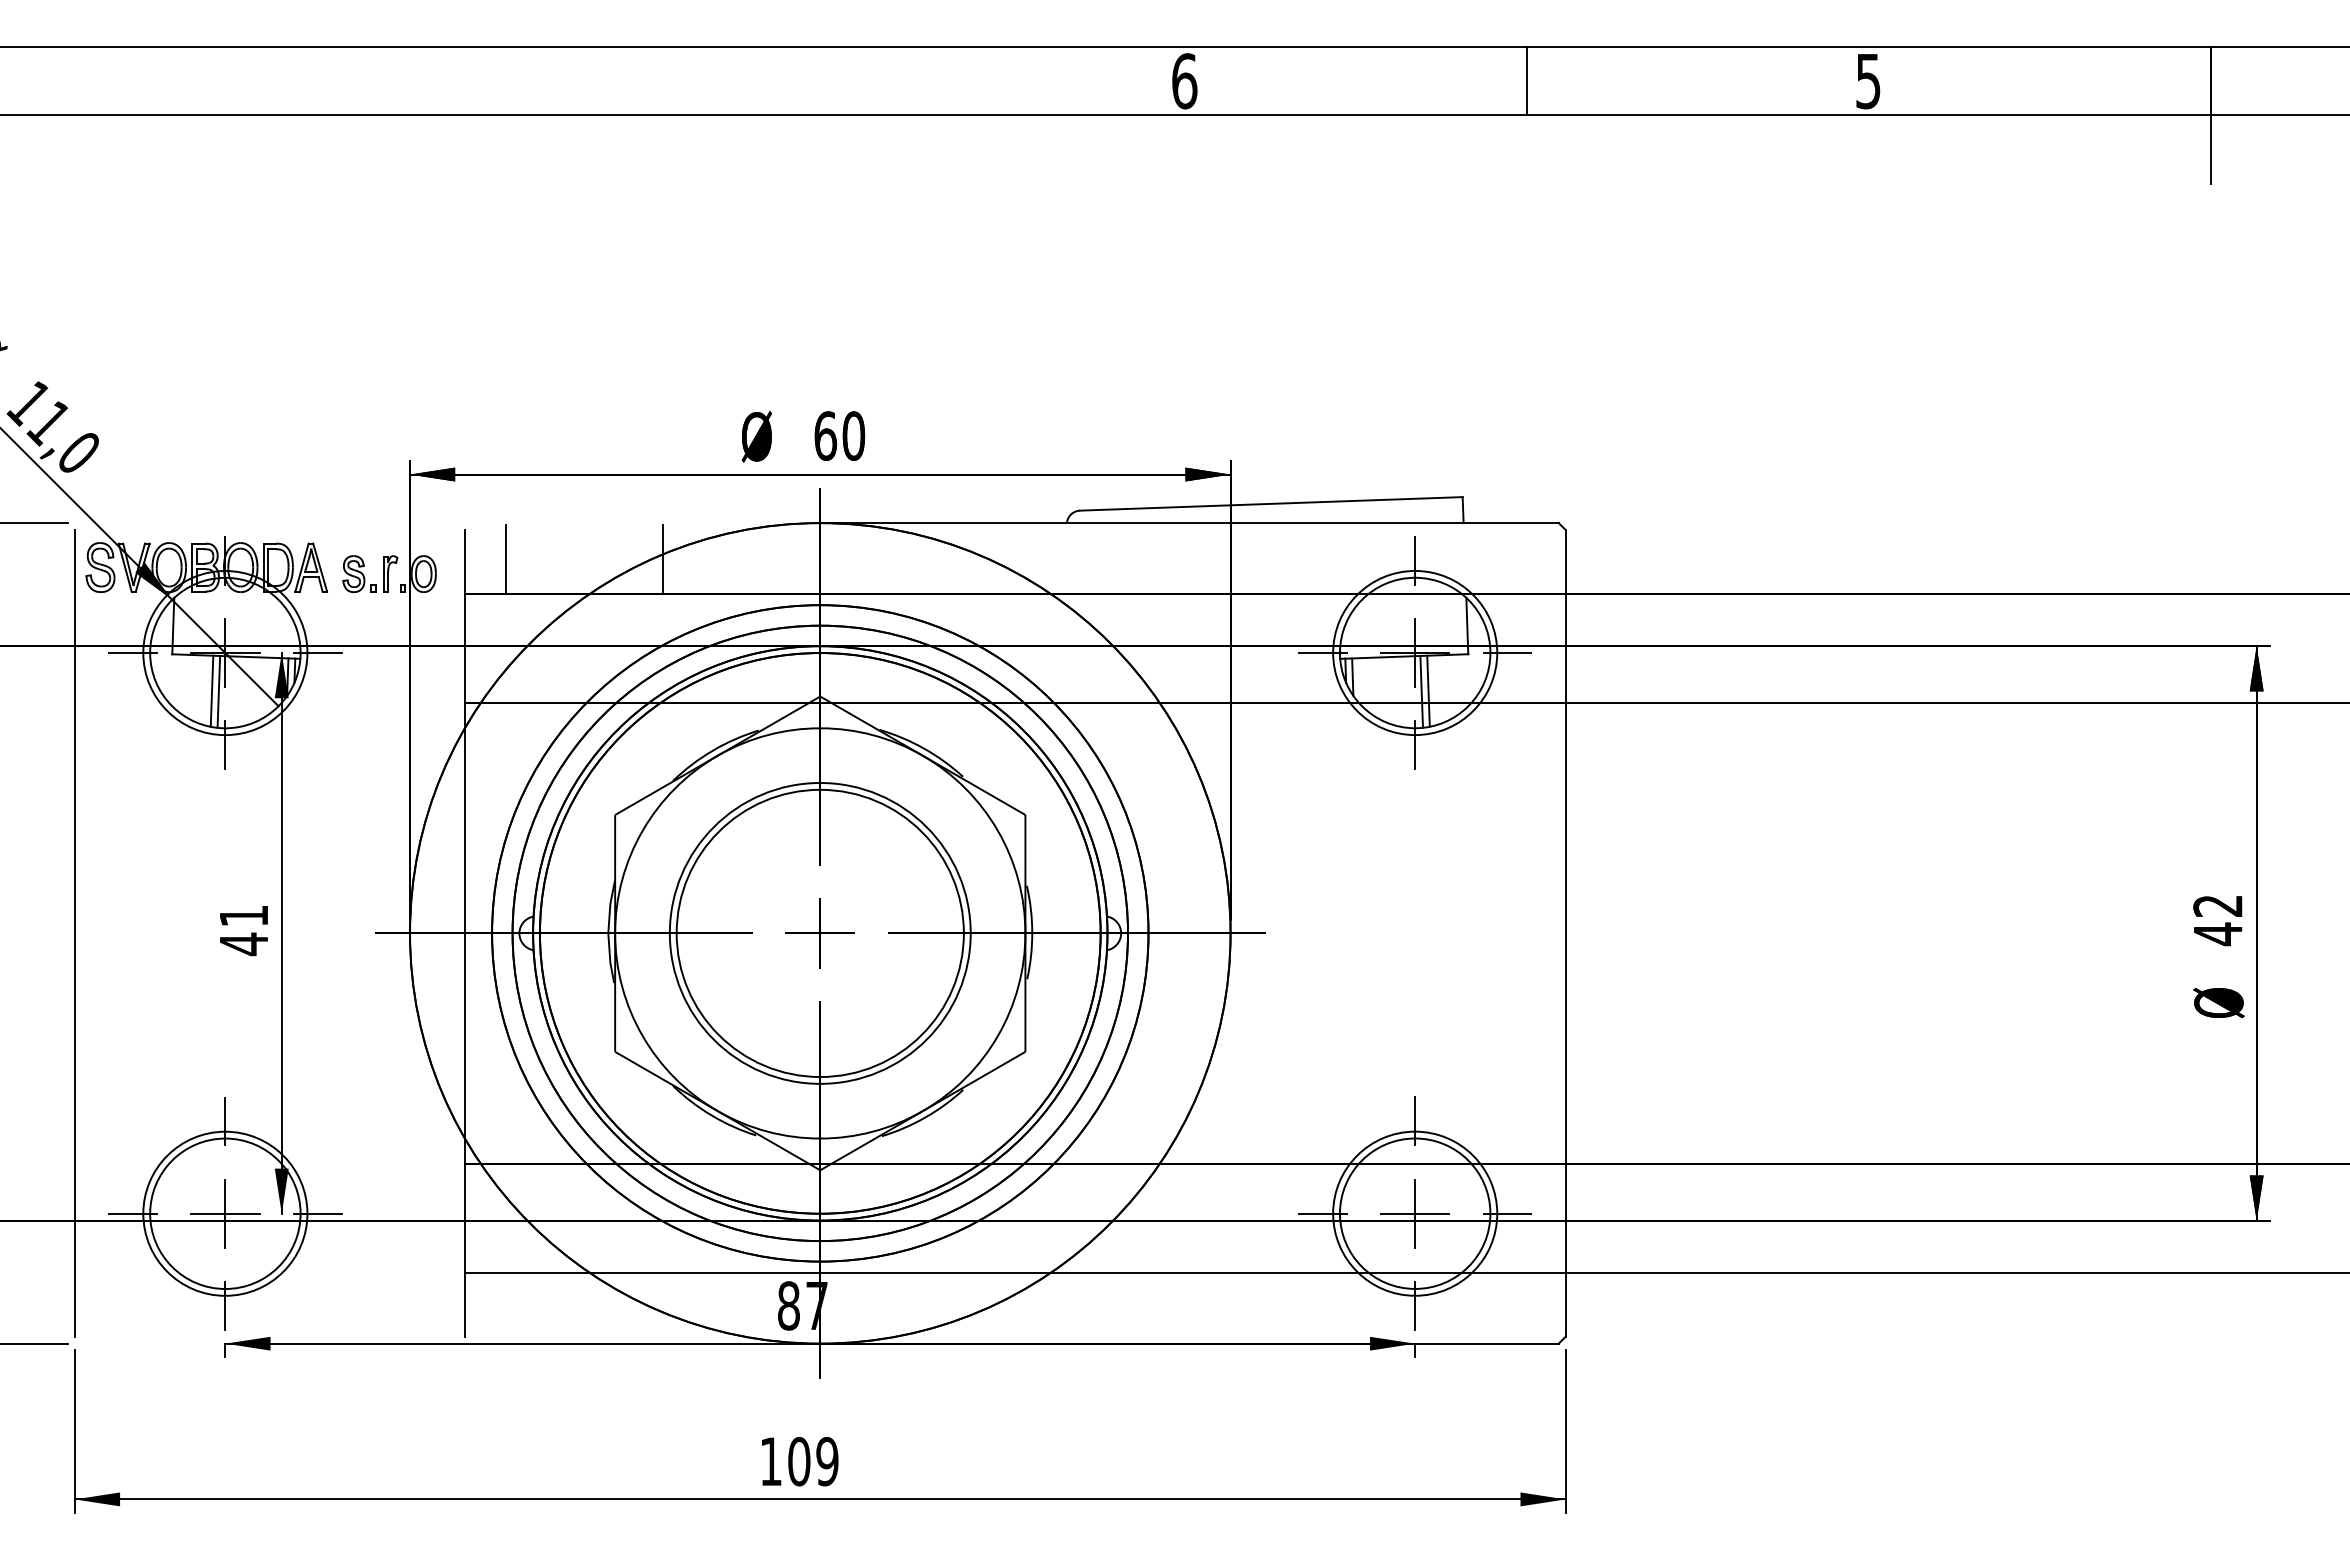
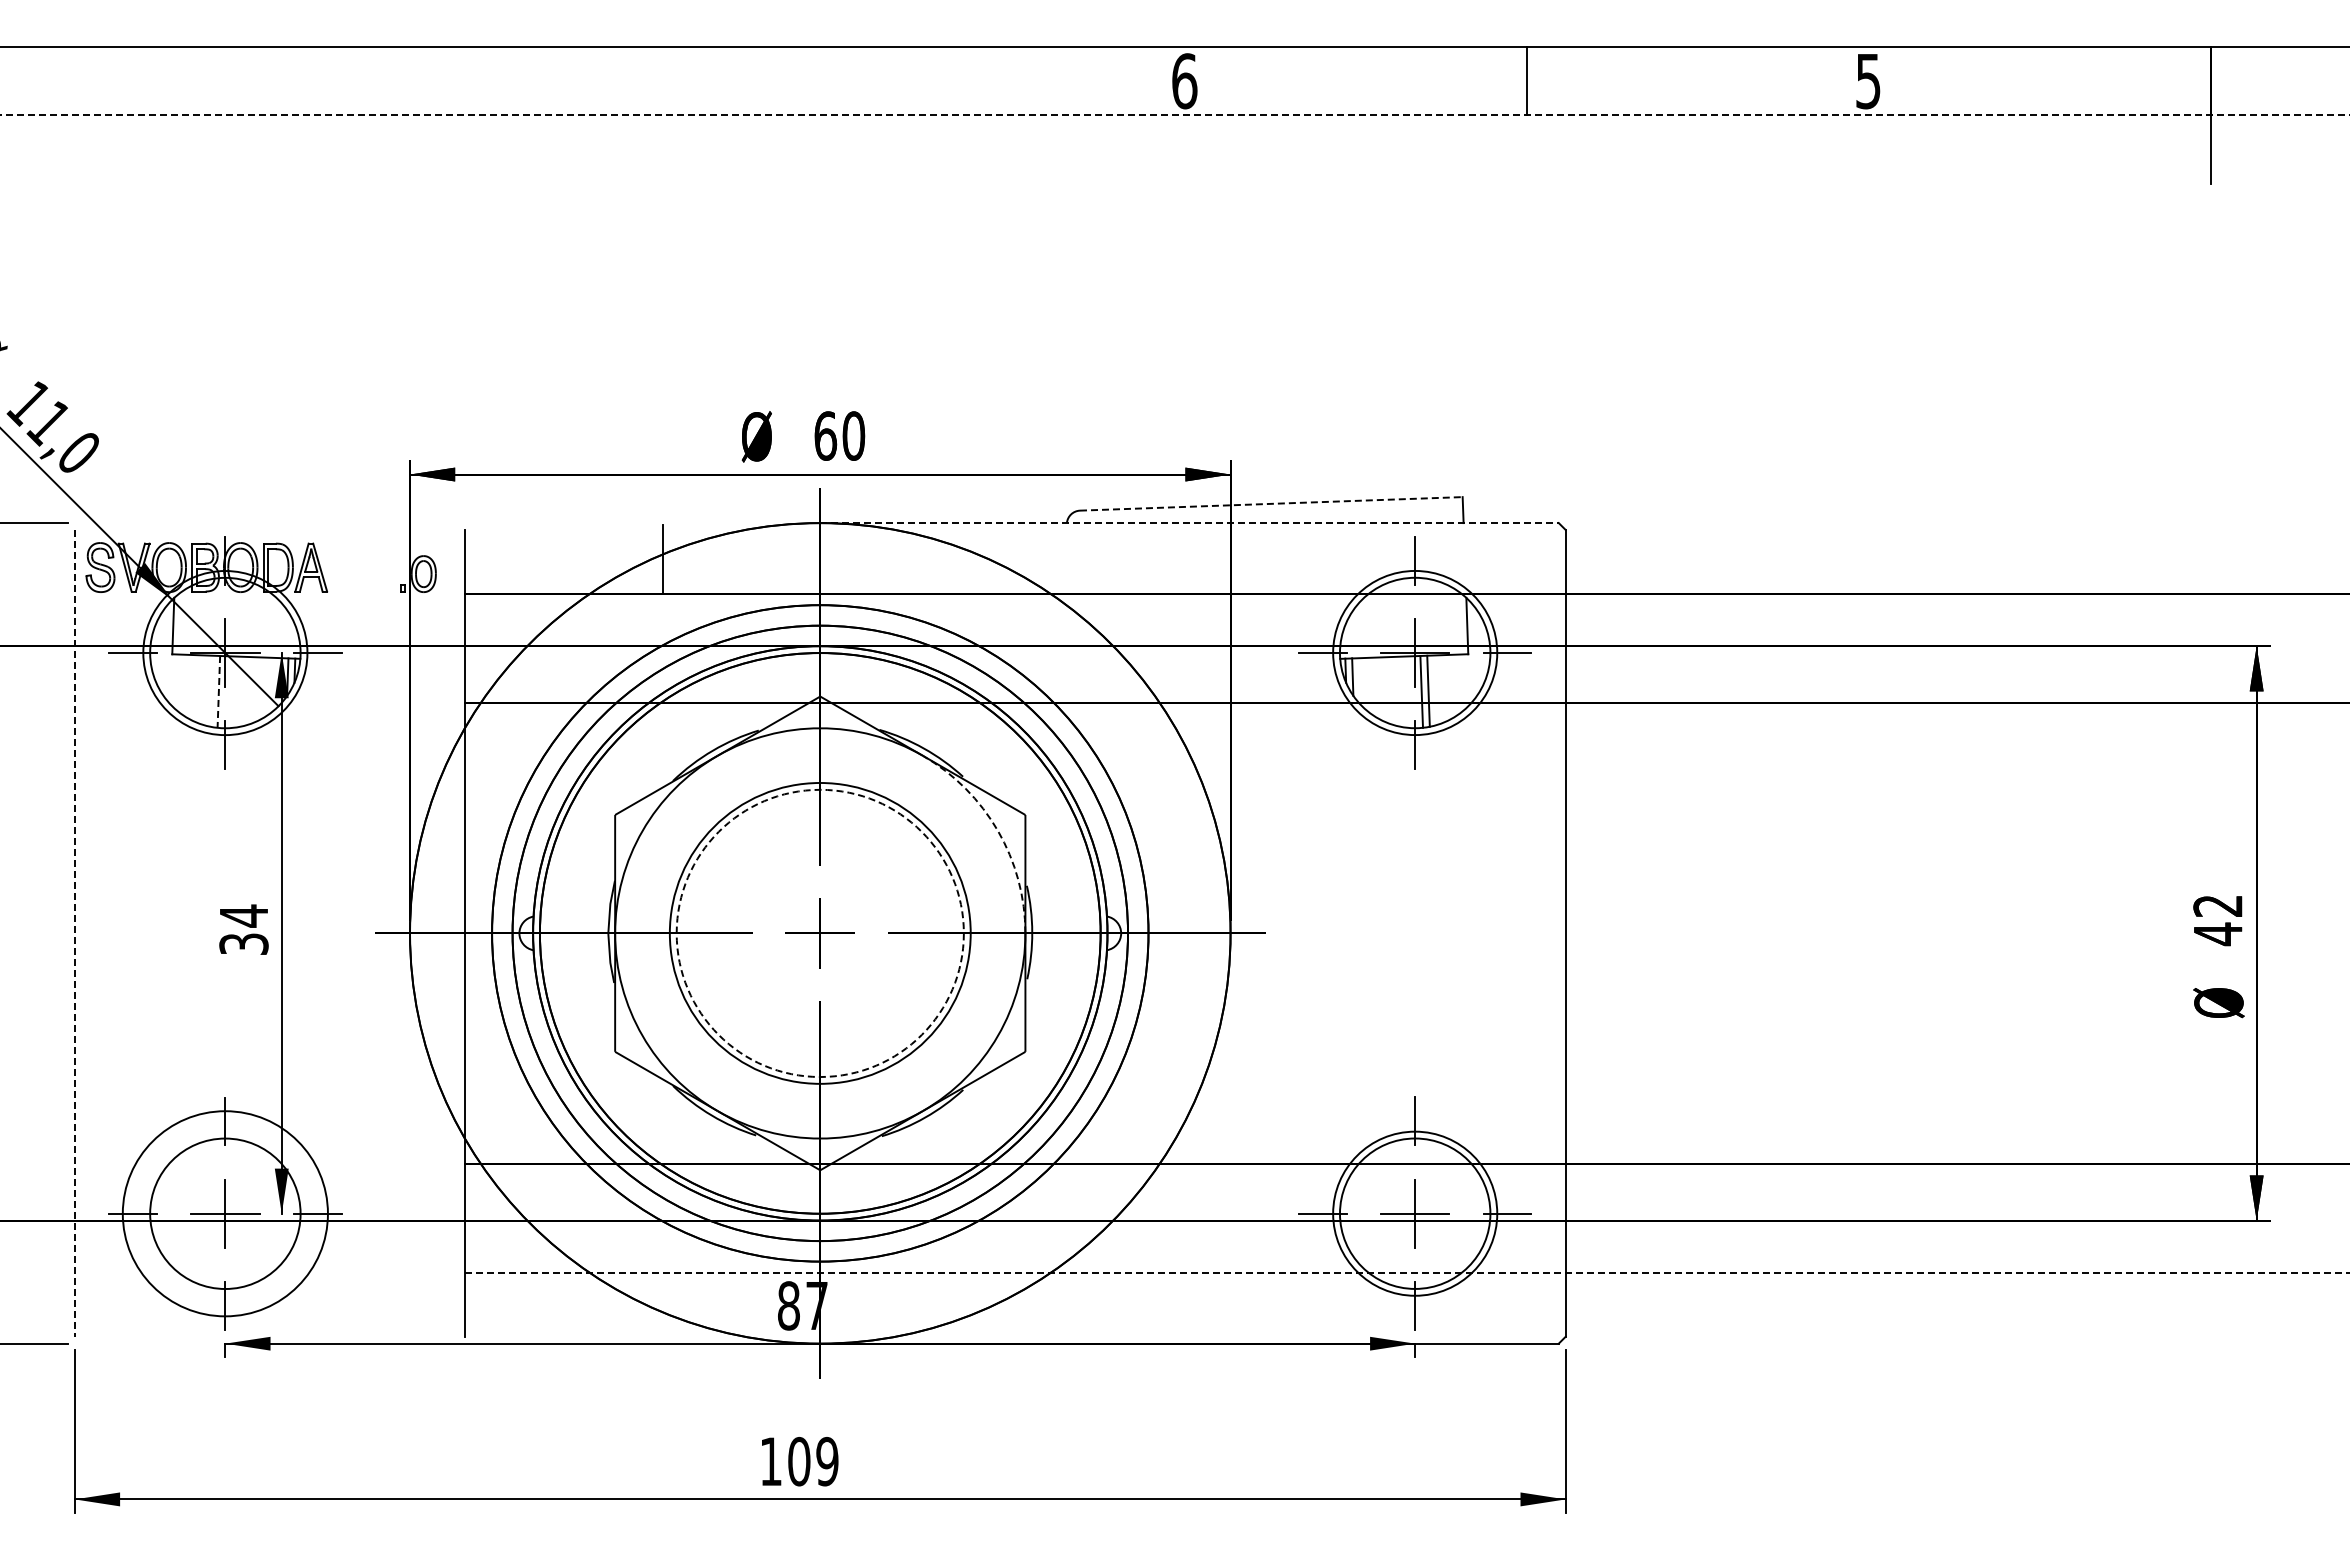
line: solid -> dashed (1175, 115)
line: solid -> dashed (1271, 503)
line: solid -> dashed (1190, 523)
line: present -> none (506, 558)
part: present -> none (364, 575)
line: present -> none (211, 690)
line: solid -> dashed (218, 691)
arc: solid -> dashed (997, 830)
text: 41 -> 34 (243, 930)
line: solid -> dashed (74, 933)
circle: solid -> dashed (819, 933)
circle diameter: 164 px -> 205 px (224, 1213)
line: solid -> dashed (1407, 1273)
